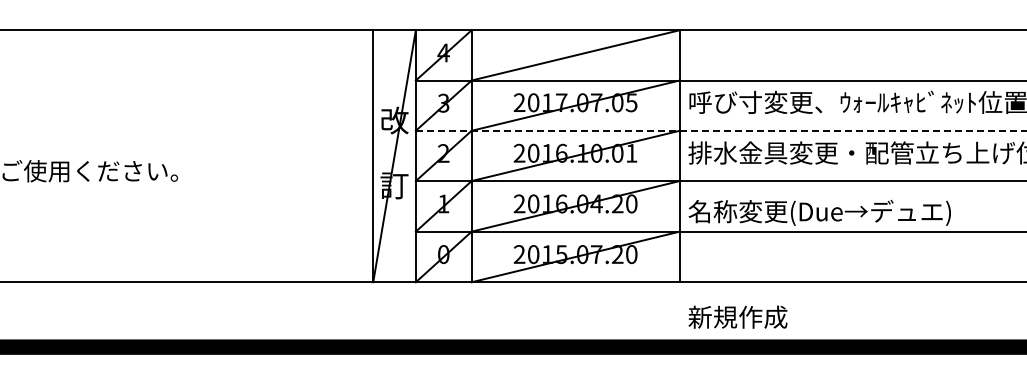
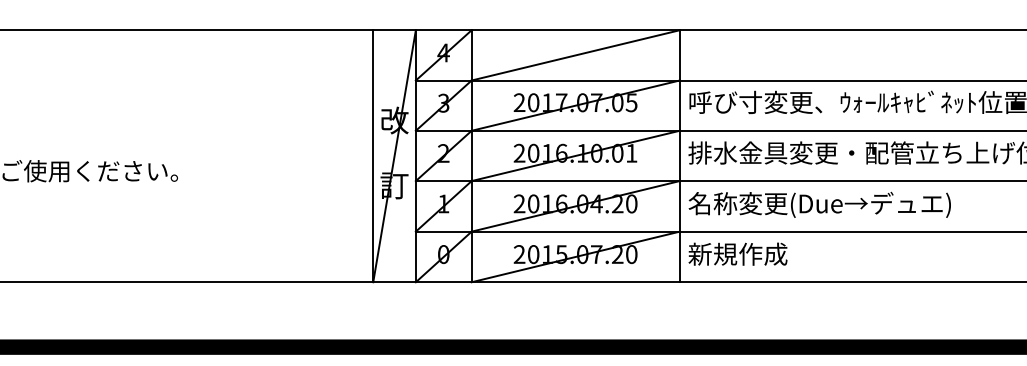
line: dashed -> solid (721, 130)
text position: (819, 212) -> (819, 204) (819, 204)
text position: (737, 316) -> (737, 253) (737, 253)
